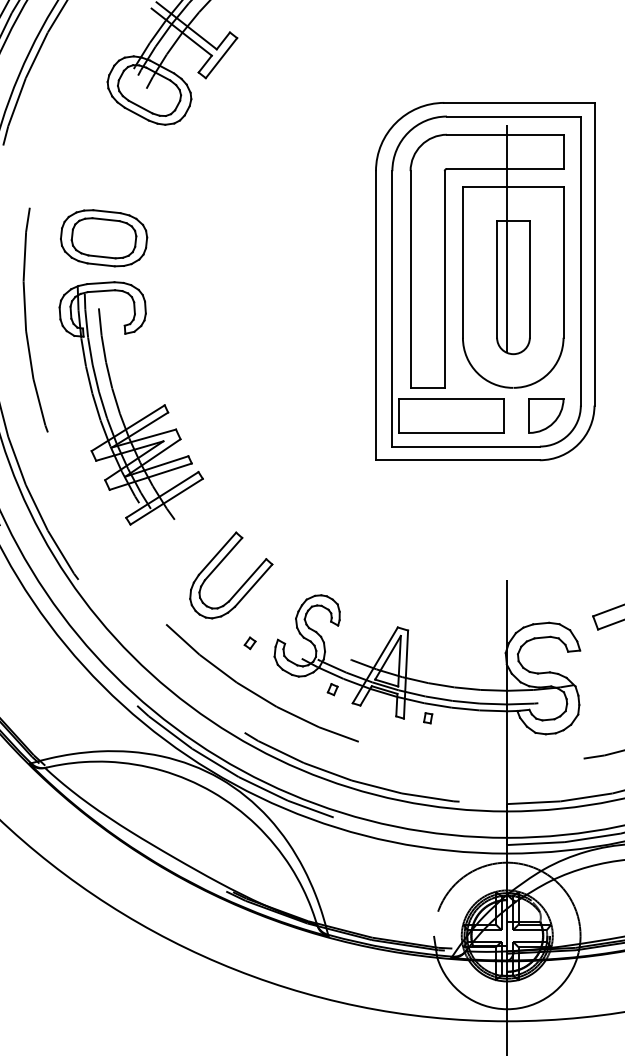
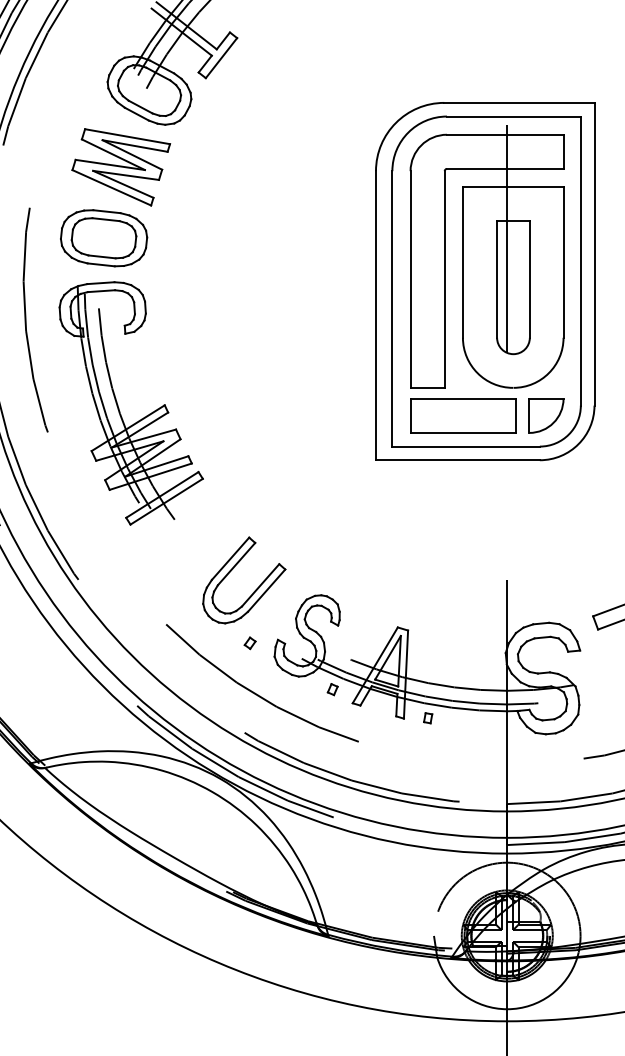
part: none -> present (121, 167)
part position: (451, 415) -> (463, 415) (463, 415)
part position: (241, 585) -> (254, 590) (254, 590)
